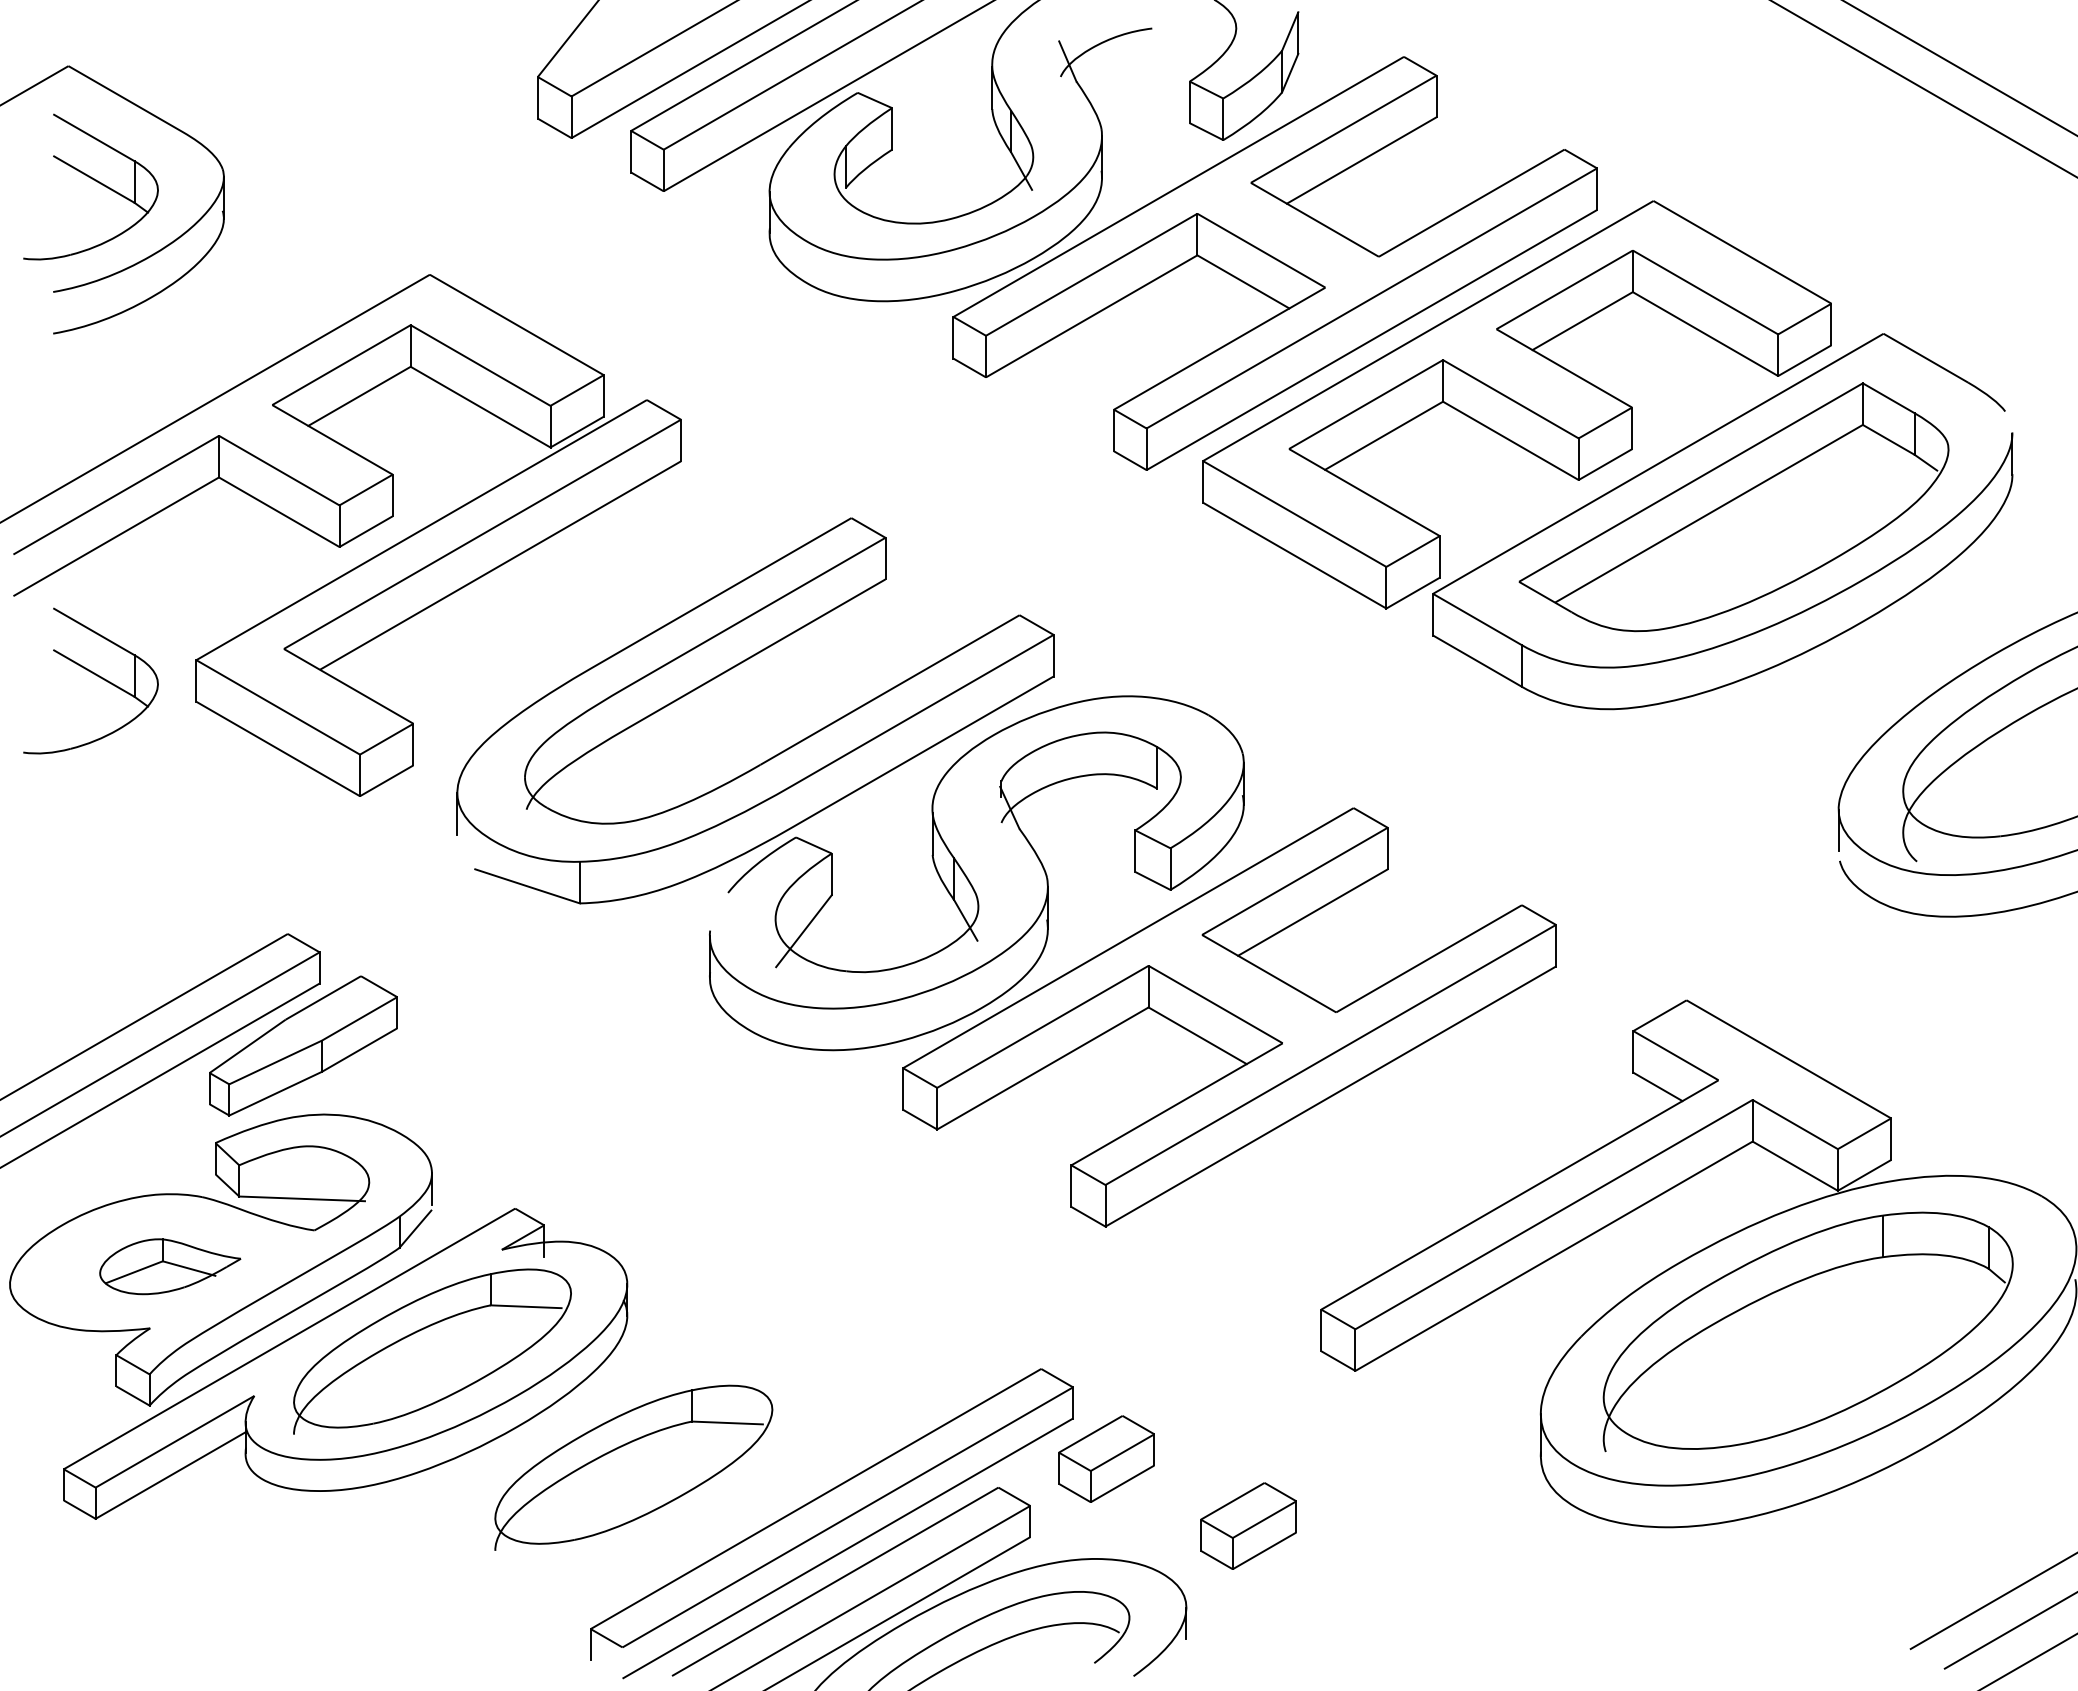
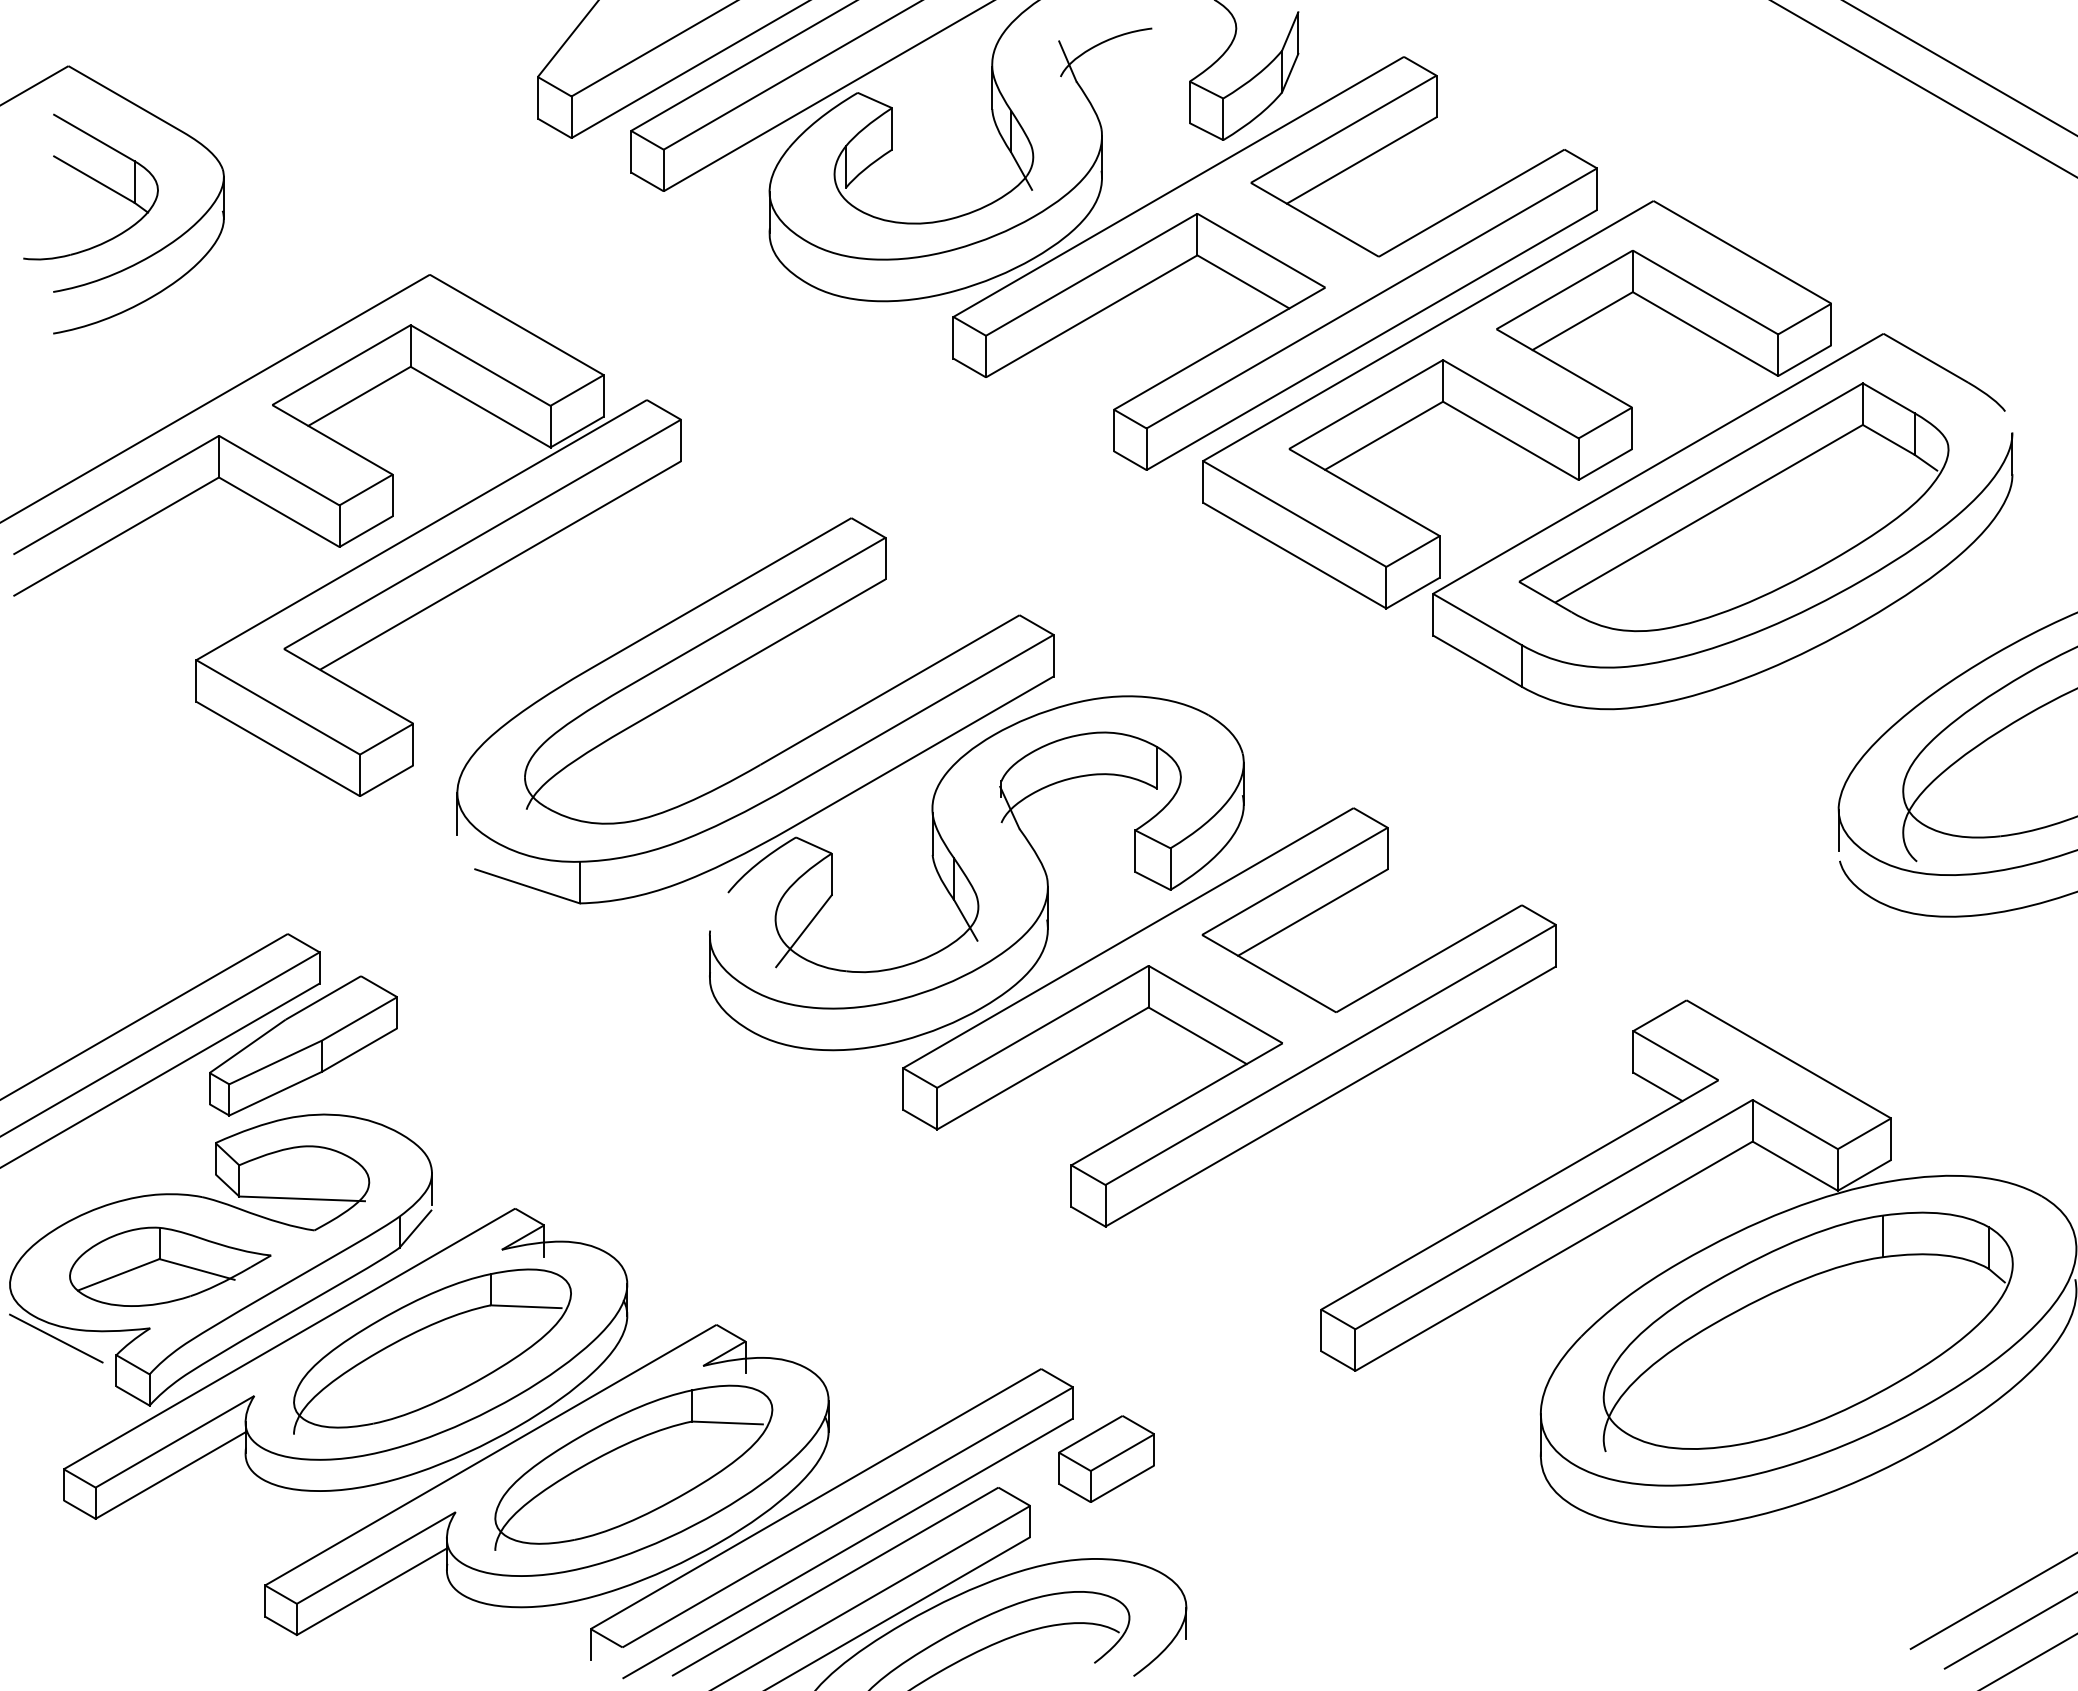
part: present -> none (93, 674)
part size: 143x58 px -> 203x81 px (170, 1266)
line: none -> present (56, 1338)
part: none -> present (546, 1480)
part: present -> none (1248, 1525)
